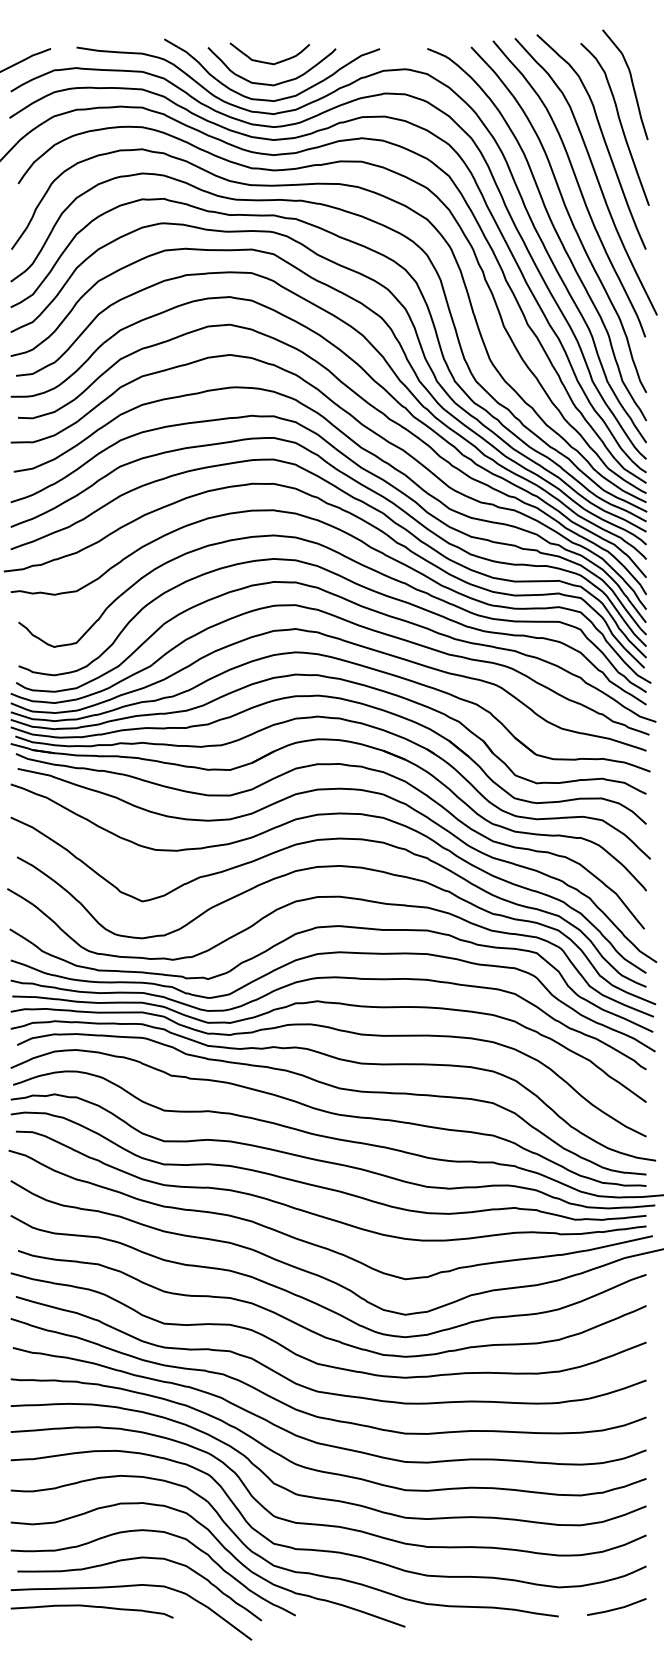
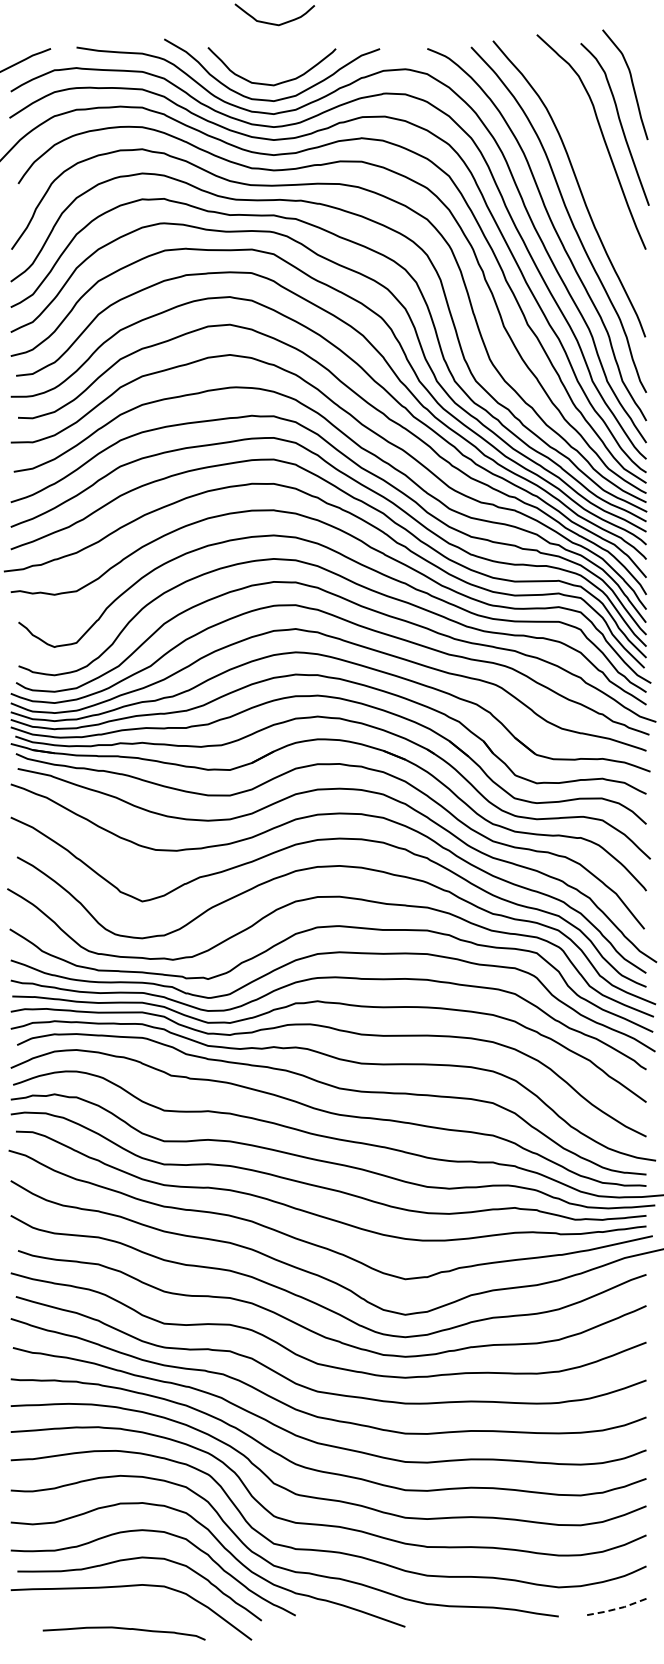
curve position: (265, 61) -> (270, 22) (270, 22)
curve: present -> none (594, 174)
curve position: (91, 1607) -> (123, 1629) (123, 1629)
line: solid -> dashed (616, 1608)
